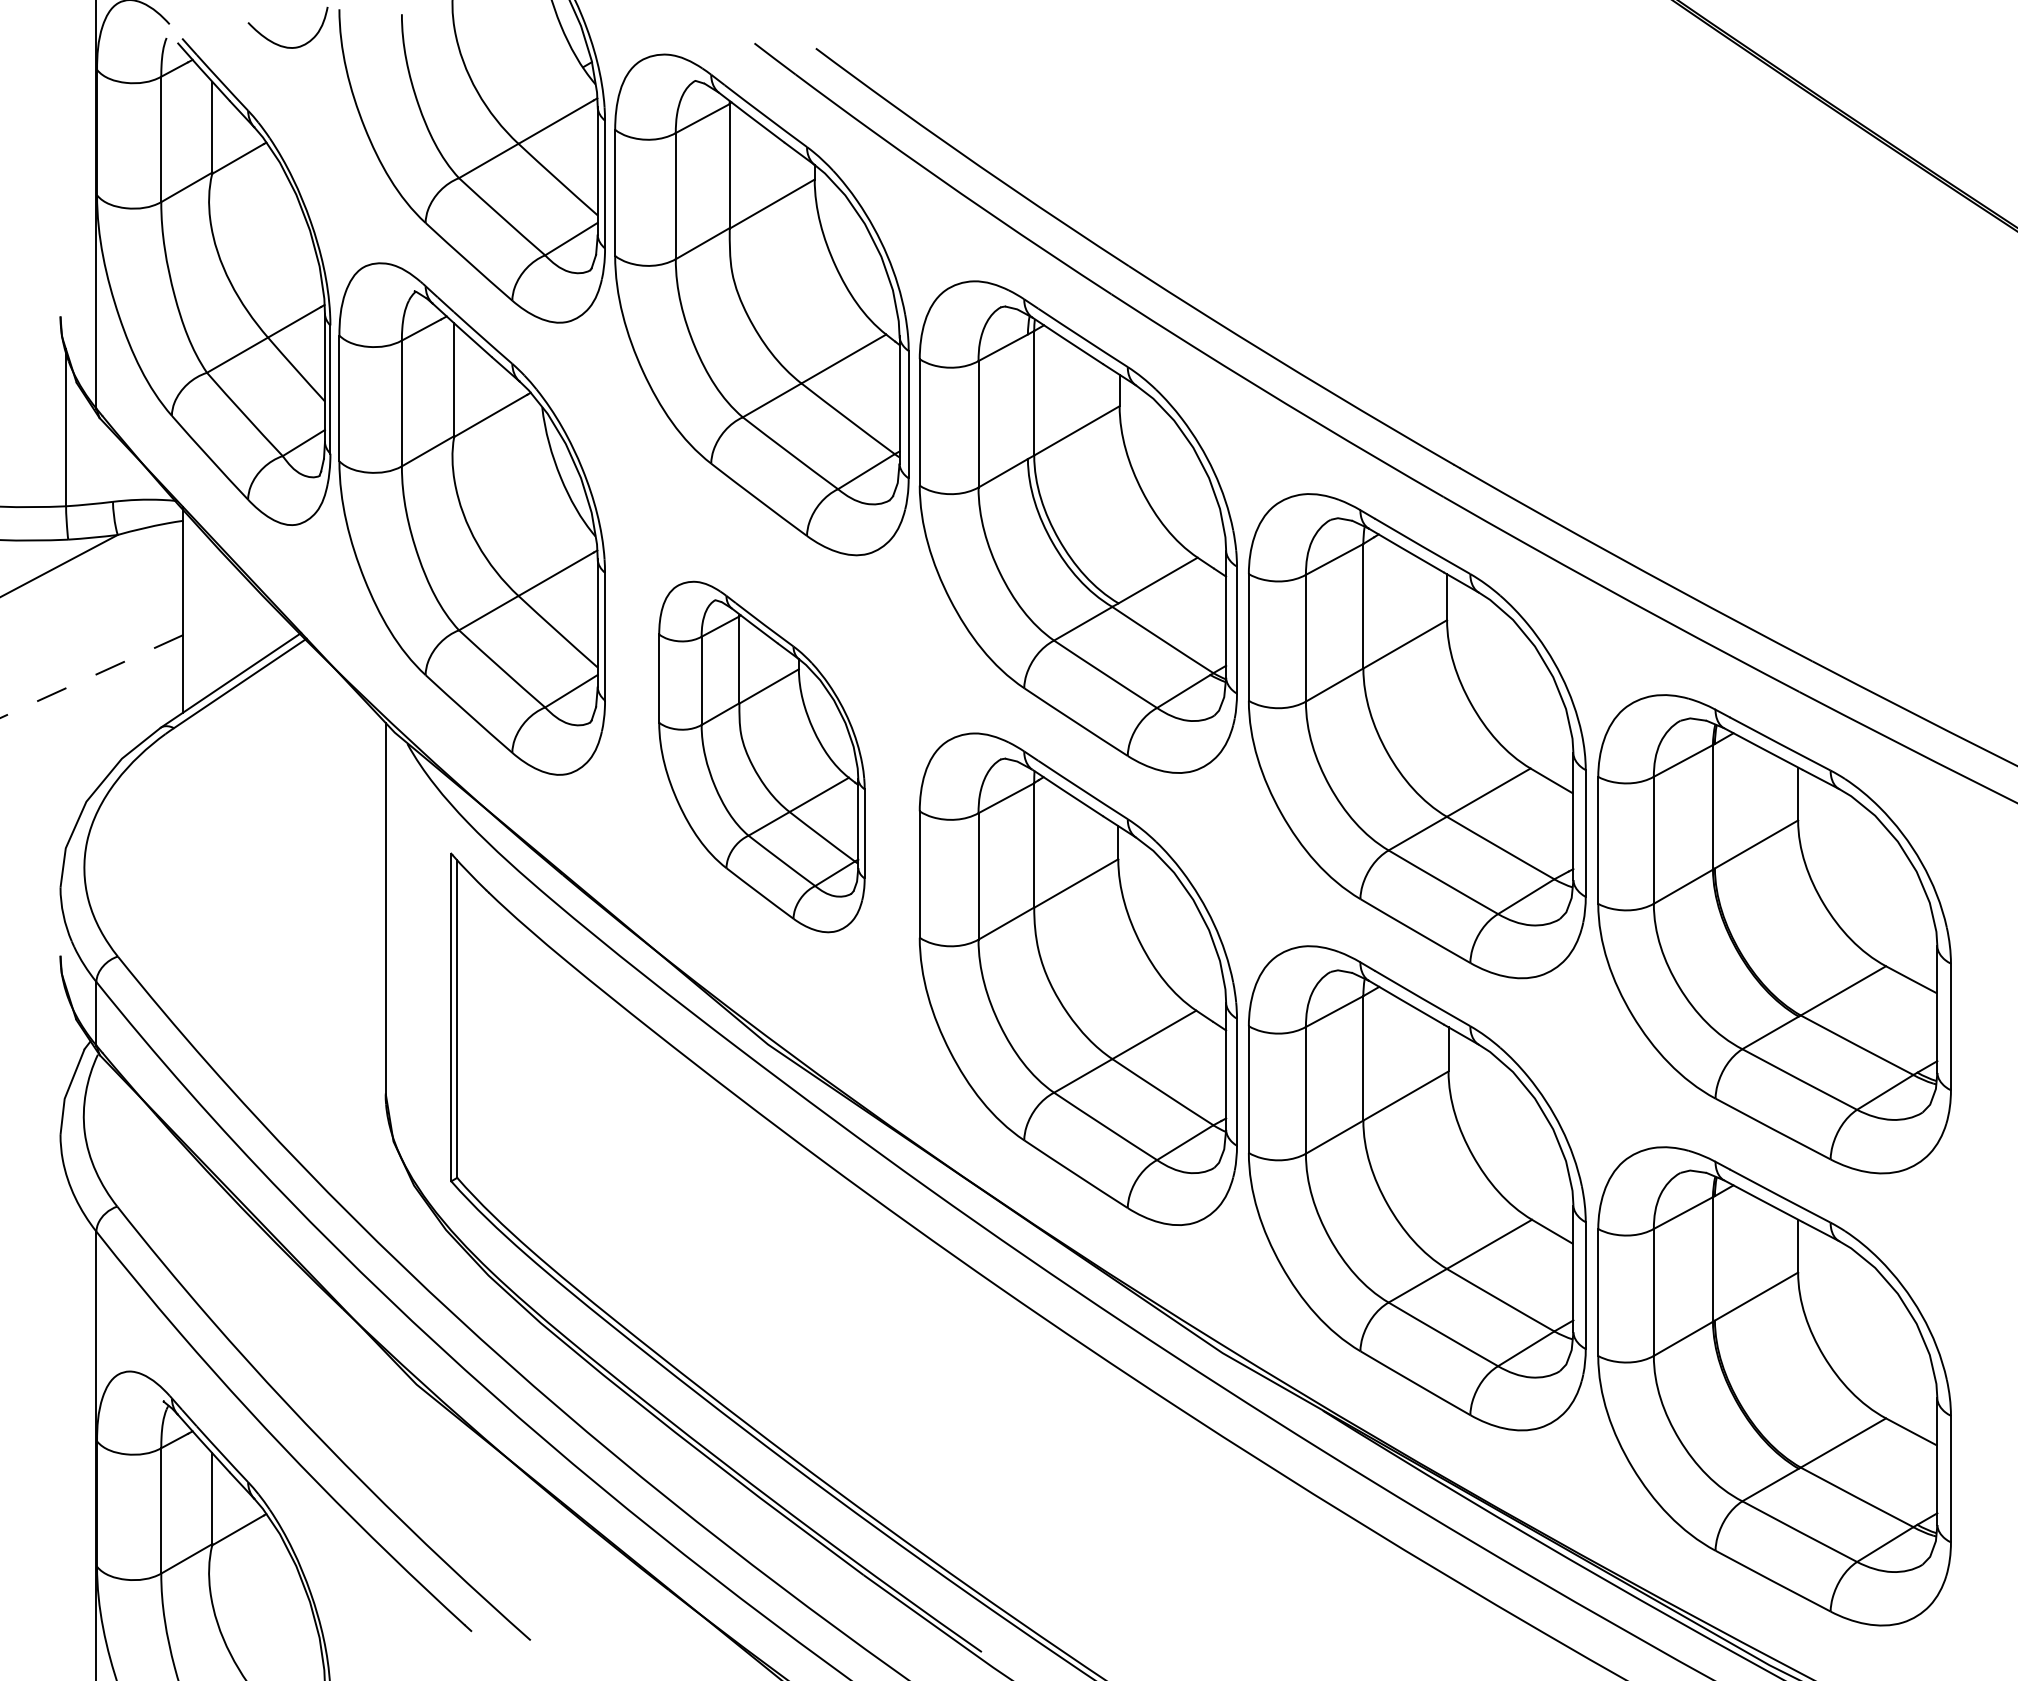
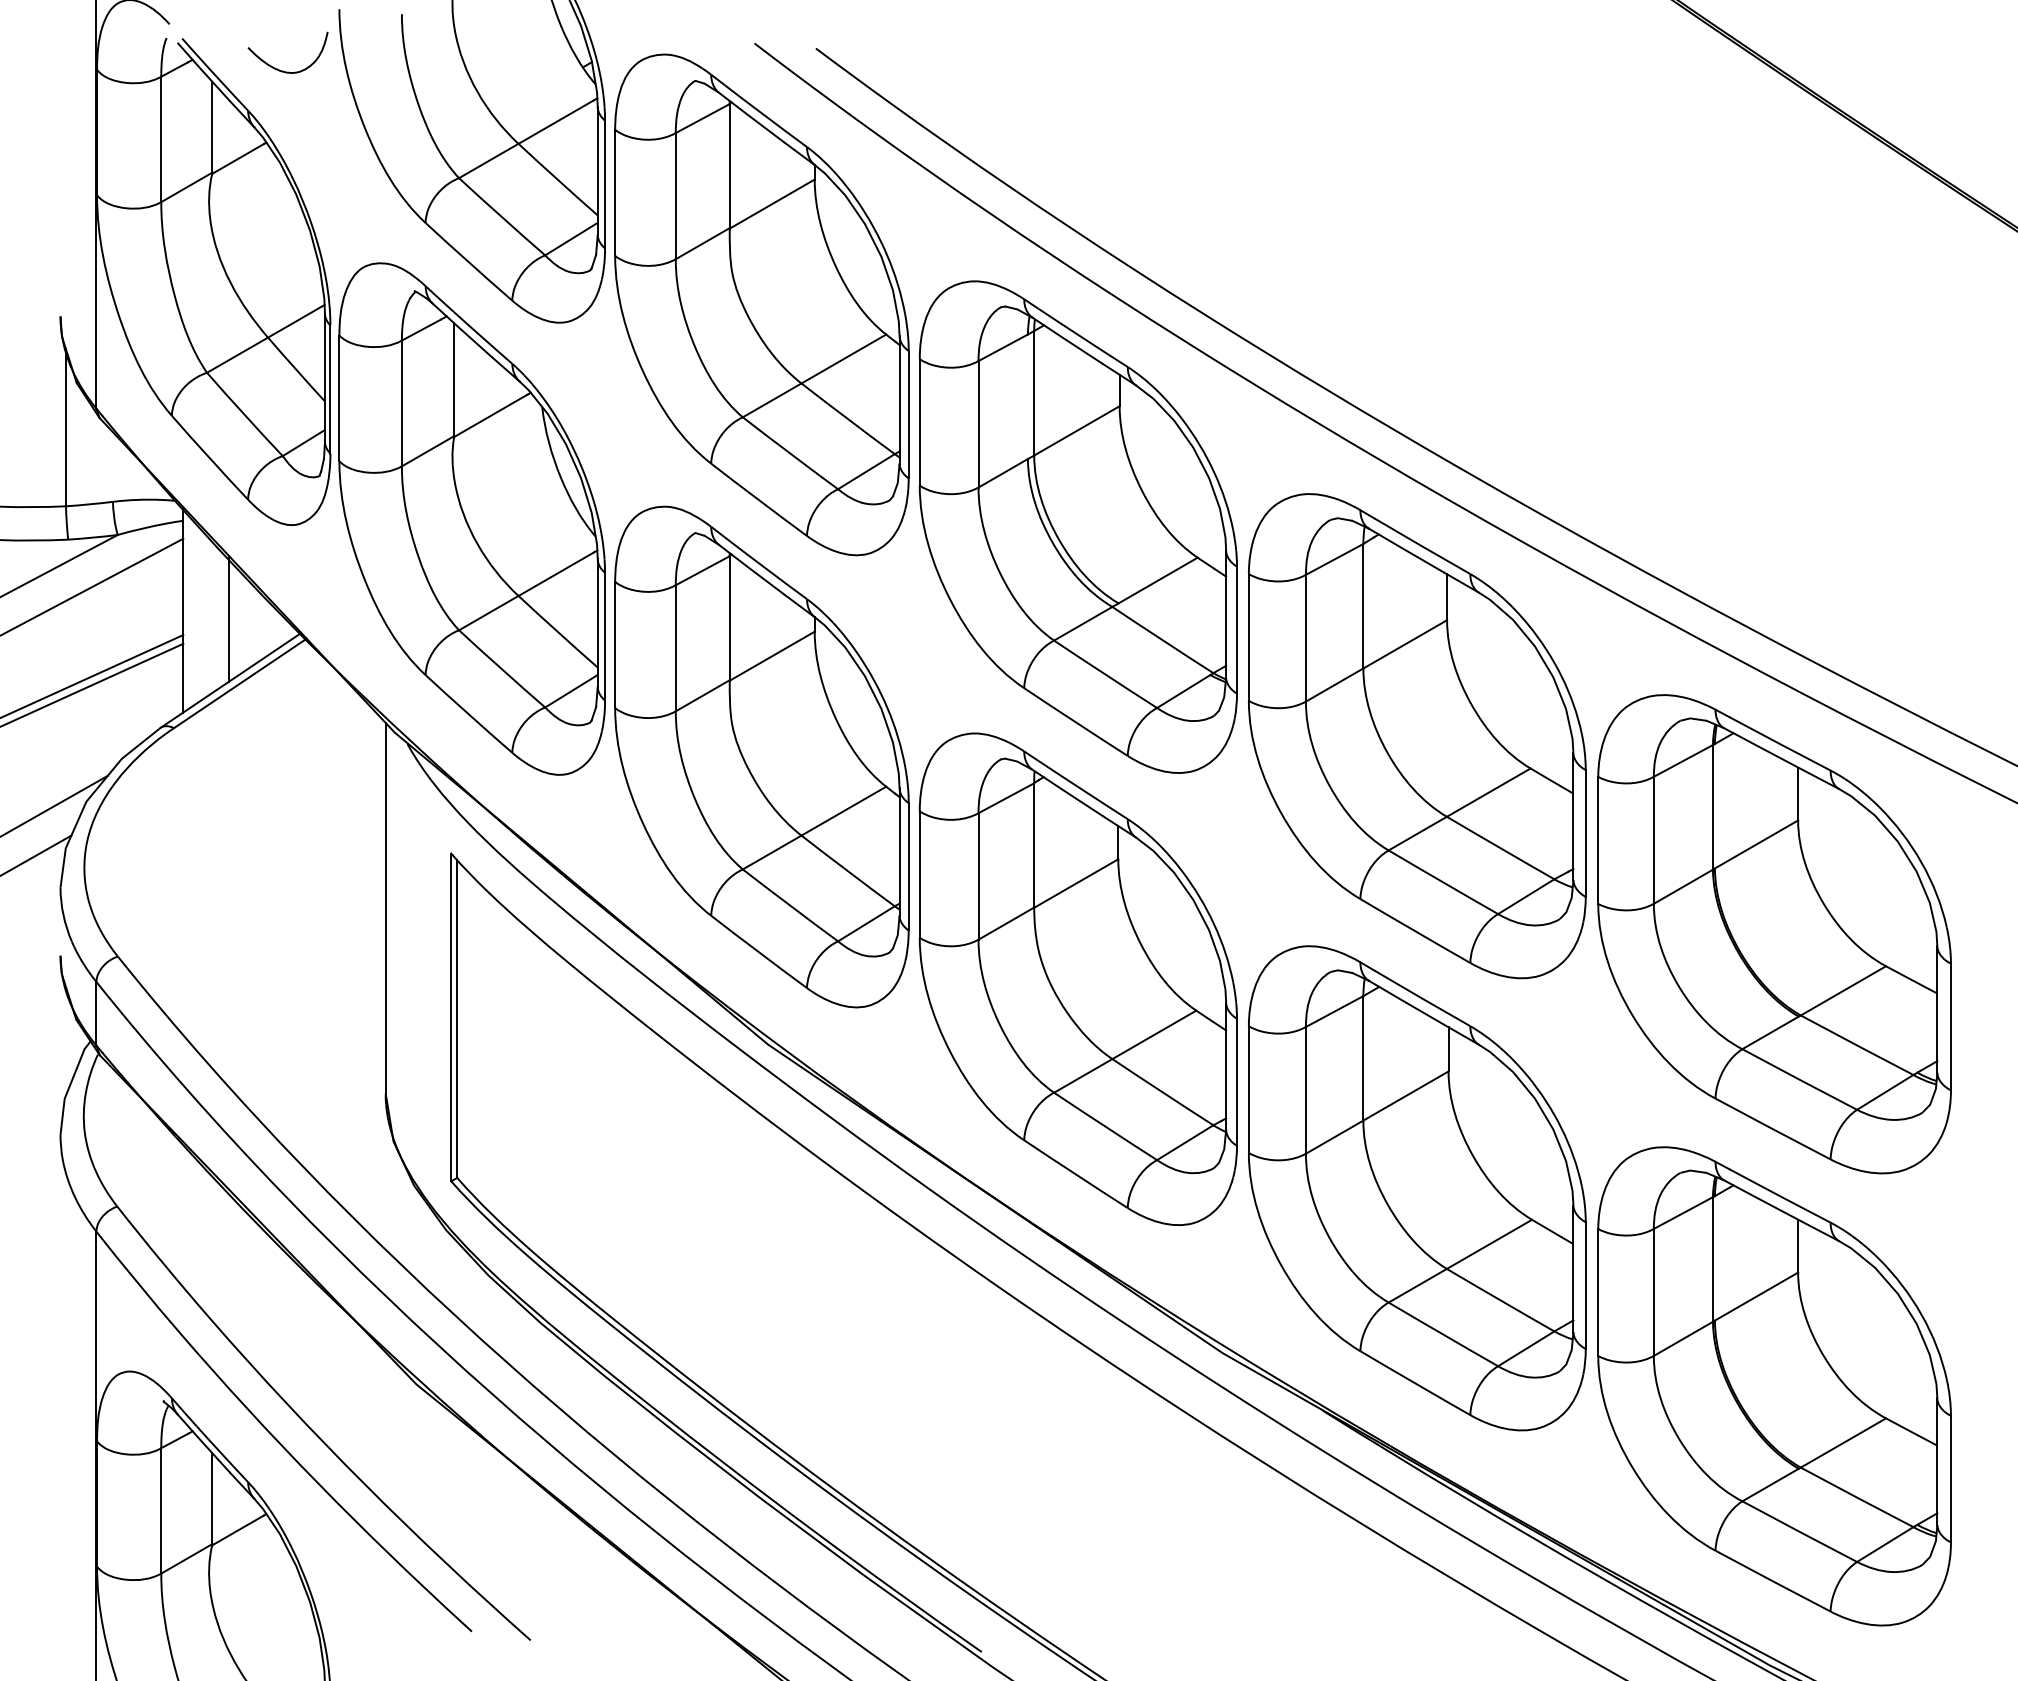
curve position: (283, 45) -> (283, 70) (283, 70)
line: none -> present (92, 586)
line: none -> present (228, 618)
line: dashed -> solid (91, 676)
line: none -> present (92, 684)
part size: 208x354 px -> 296x504 px (761, 756)
line: none -> present (54, 805)
line: none -> present (36, 854)
